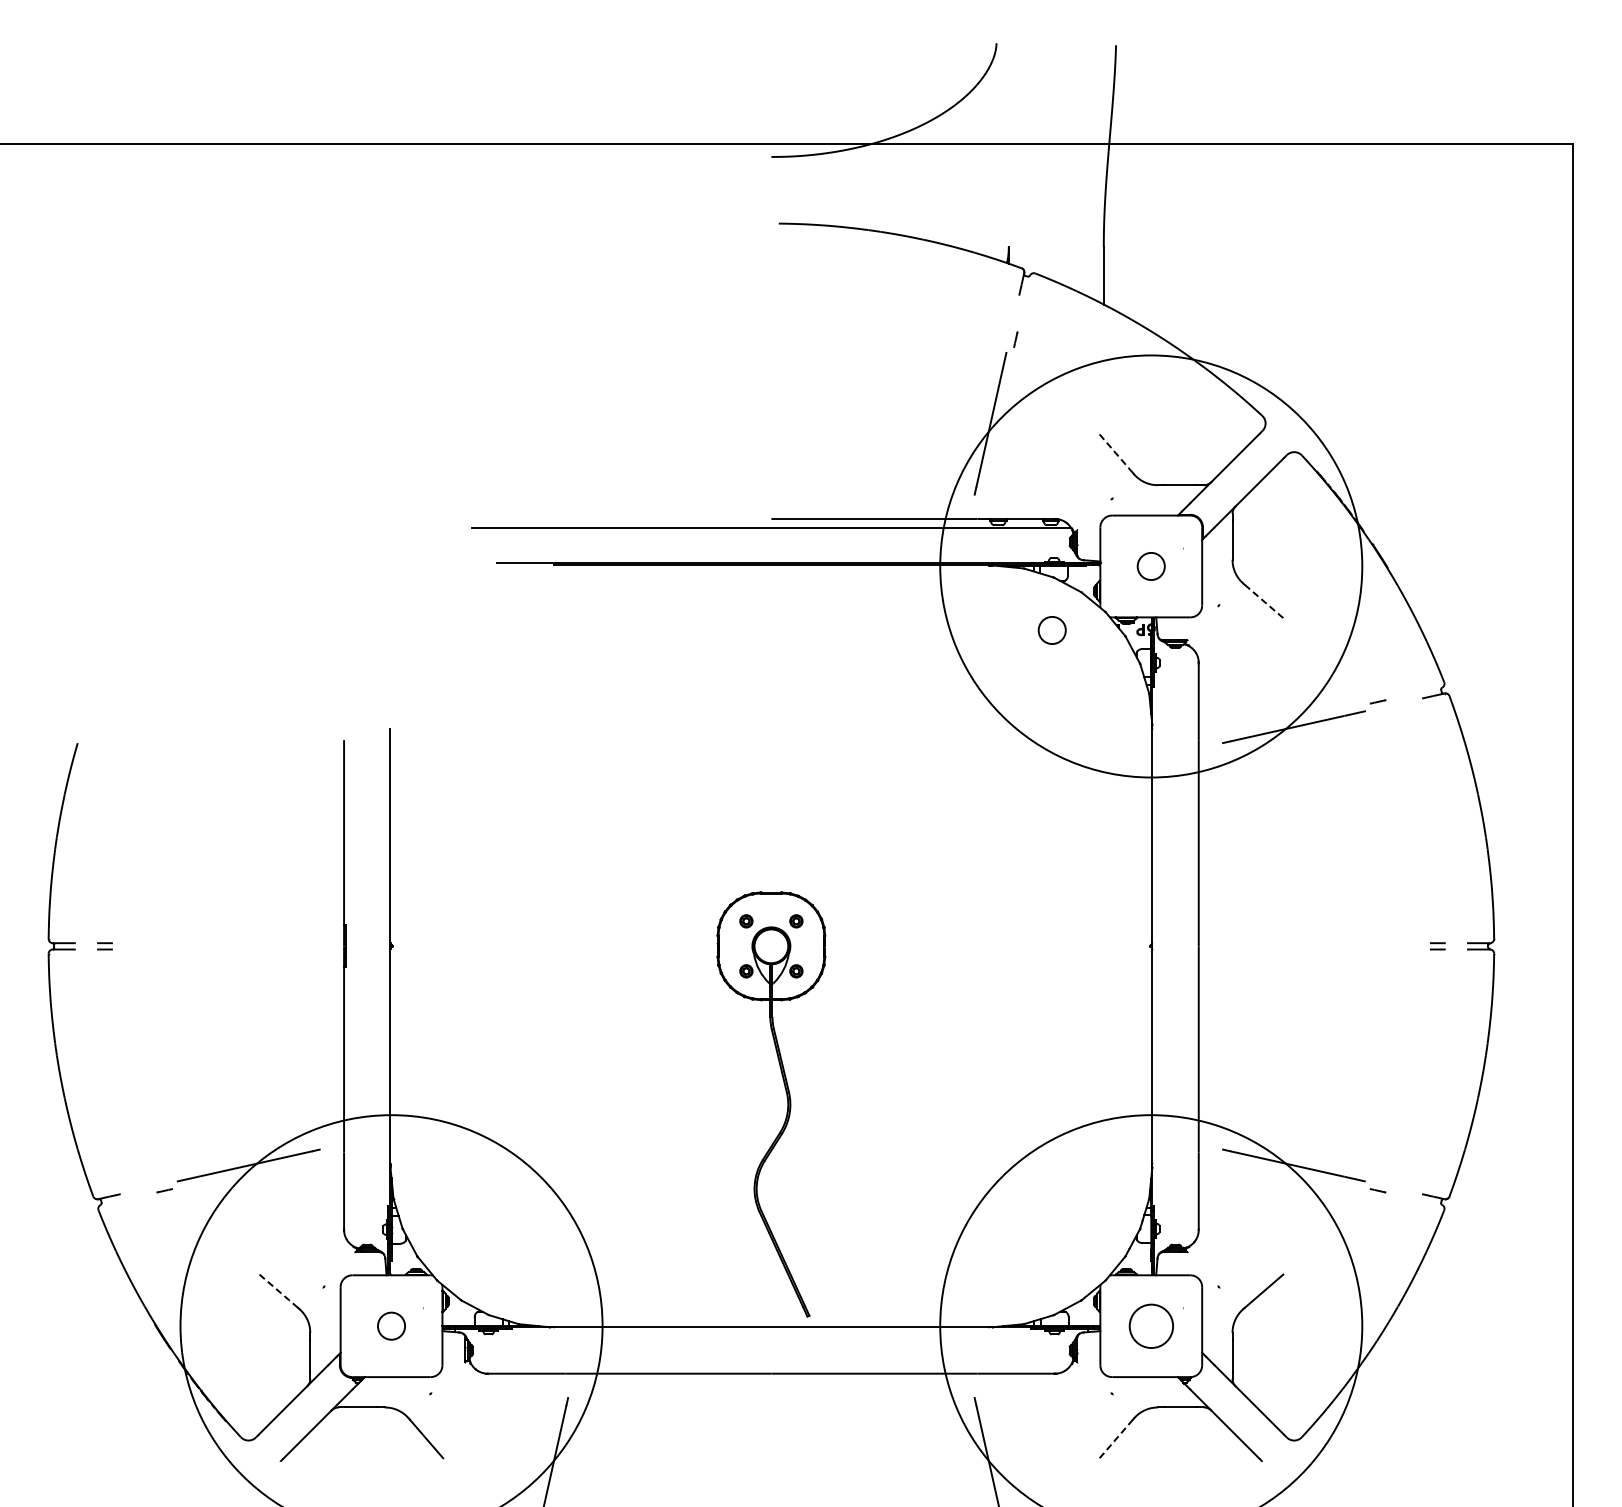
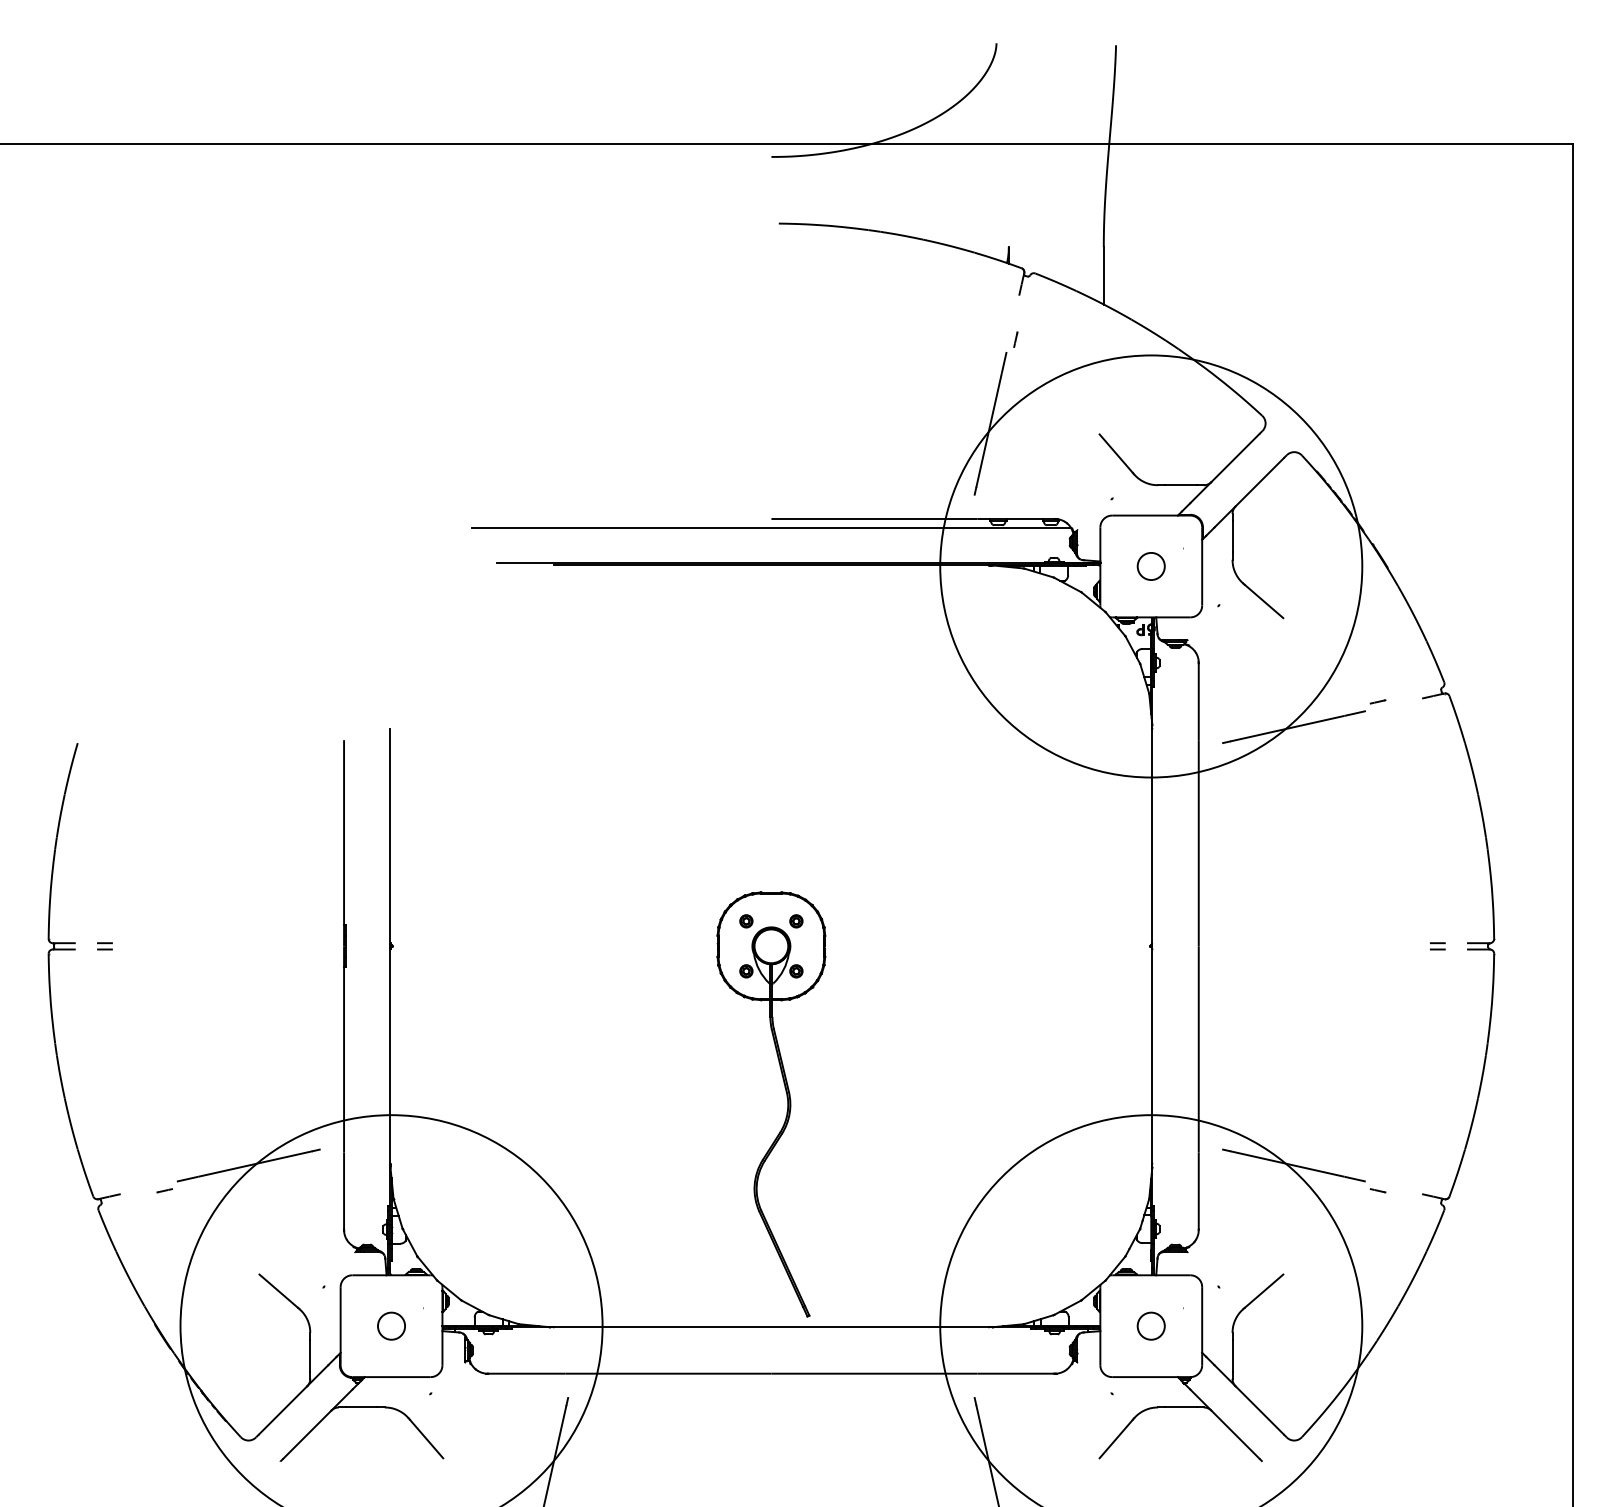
line: dashed -> solid (1116, 453)
line: dashed -> solid (1264, 601)
circle: present -> none (1051, 630)
line: dashed -> solid (278, 1291)
circle size: 46x46 px -> 30x30 px (1150, 1325)
line: dashed -> solid (1116, 1438)
